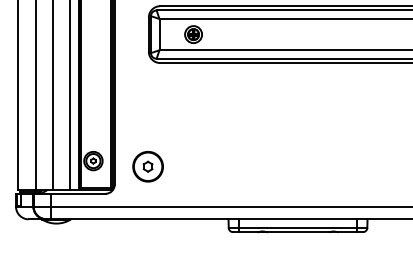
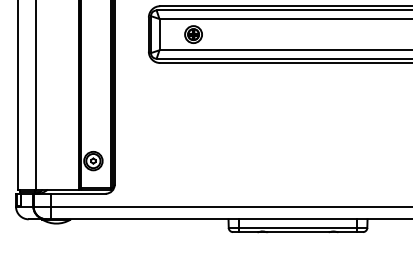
line: present -> none (53, 95)
line: present -> none (69, 95)
part: present -> none (147, 166)
